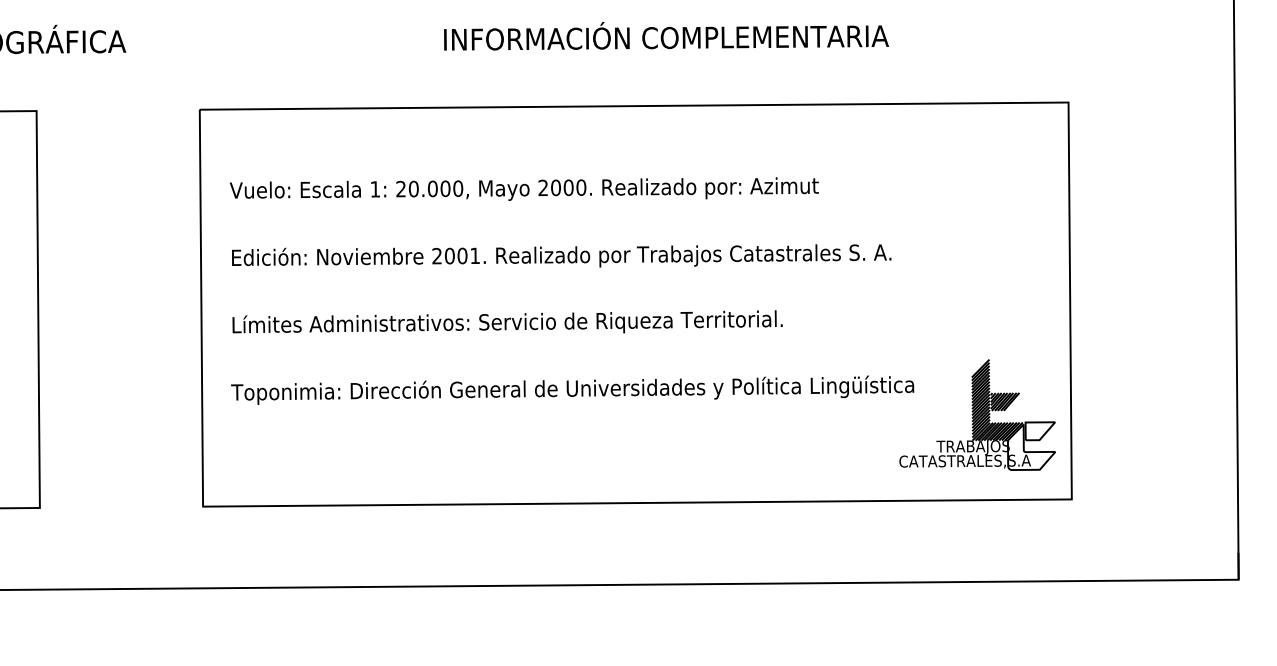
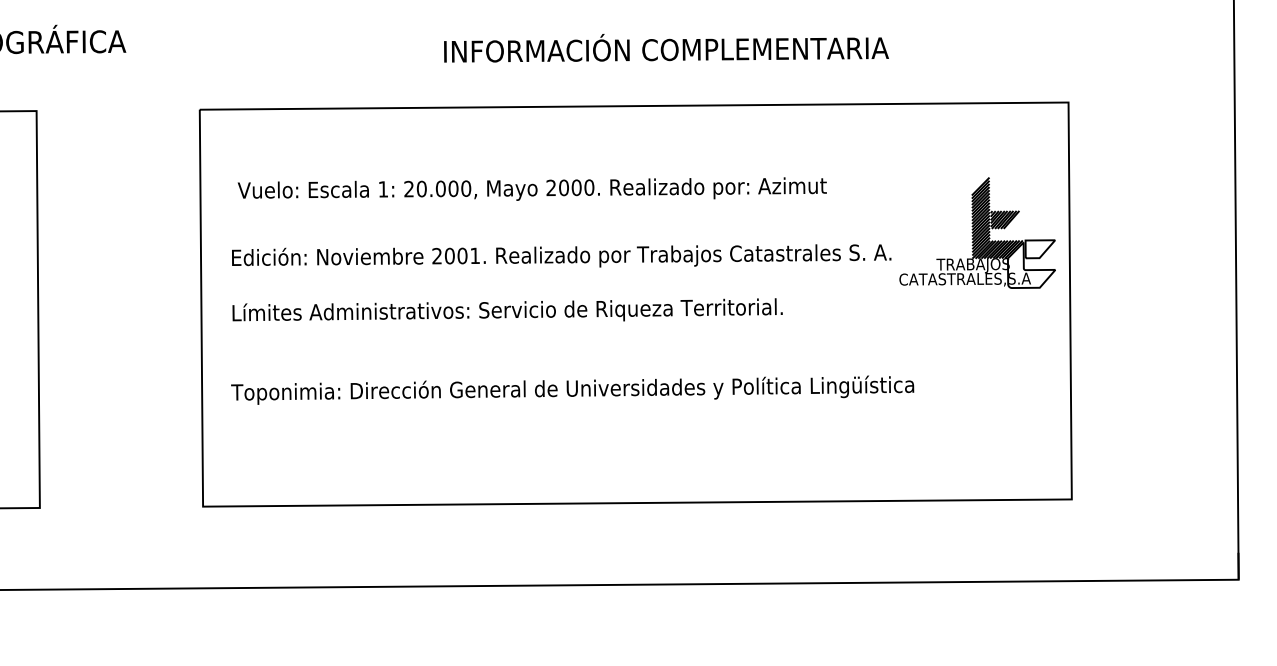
text position: (666, 36) -> (666, 48) (666, 48)
text position: (523, 188) -> (531, 188) (531, 188)
text position: (507, 321) -> (507, 309) (507, 309)
part position: (977, 414) -> (977, 232) (977, 232)
